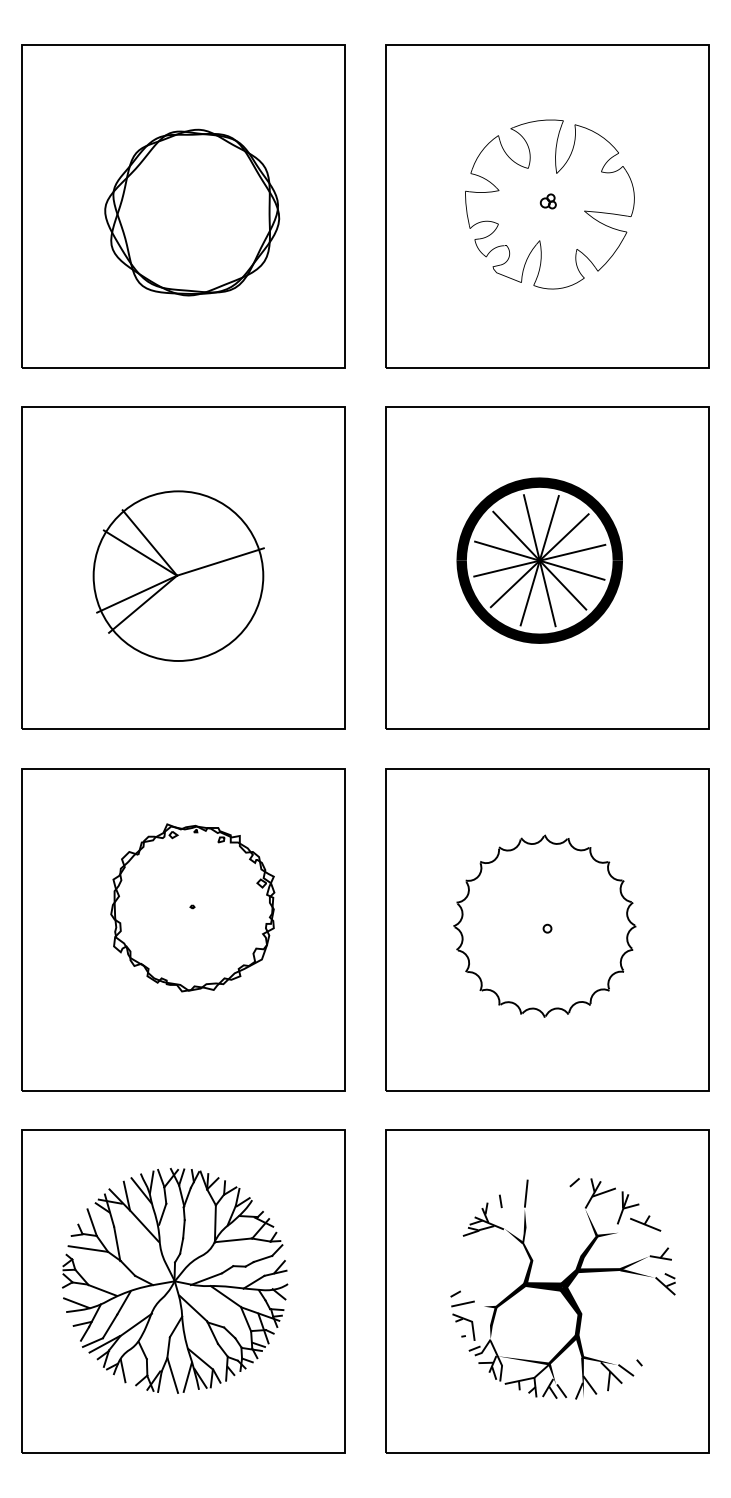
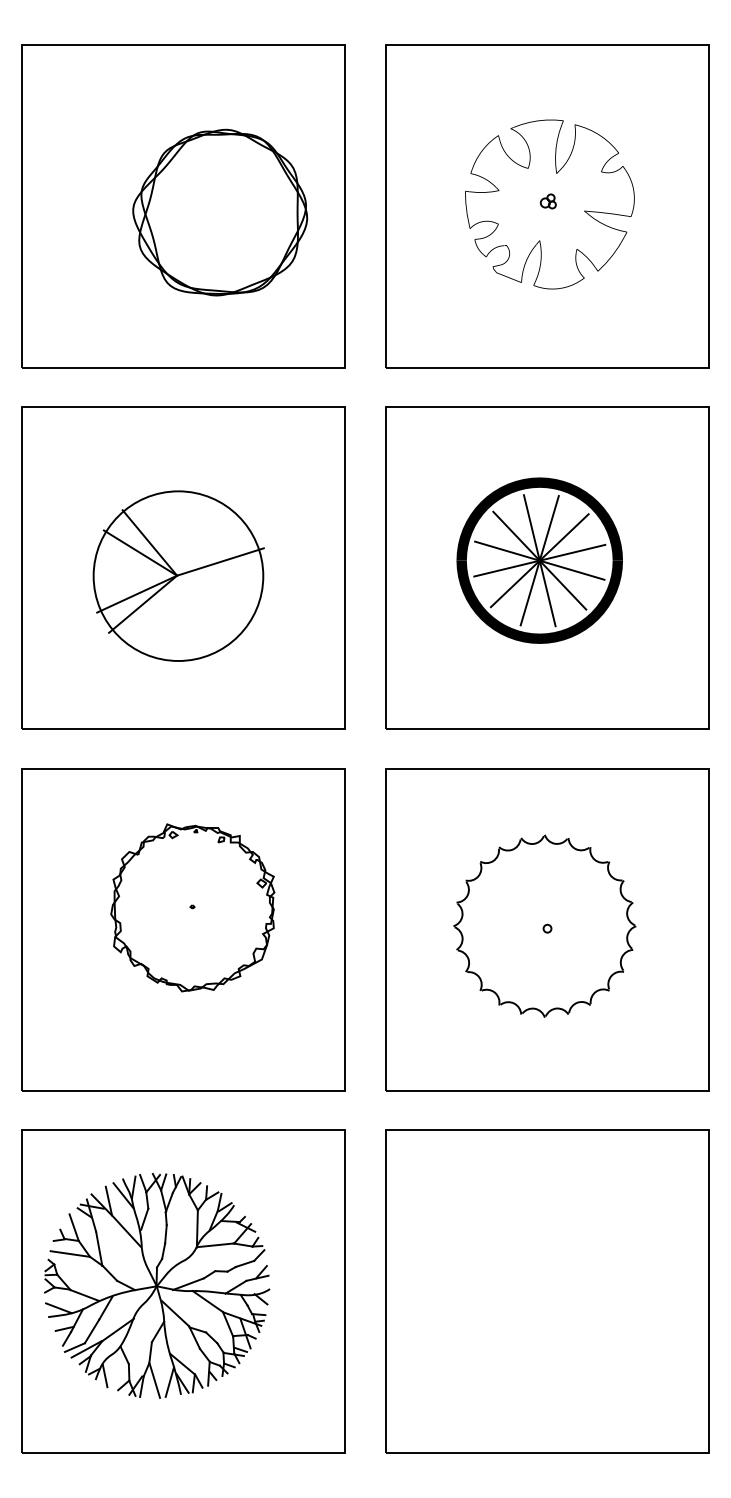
part position: (192, 212) -> (220, 212) (220, 212)
part position: (175, 1280) -> (157, 1285) (157, 1285)
part: present -> none (562, 1288)
